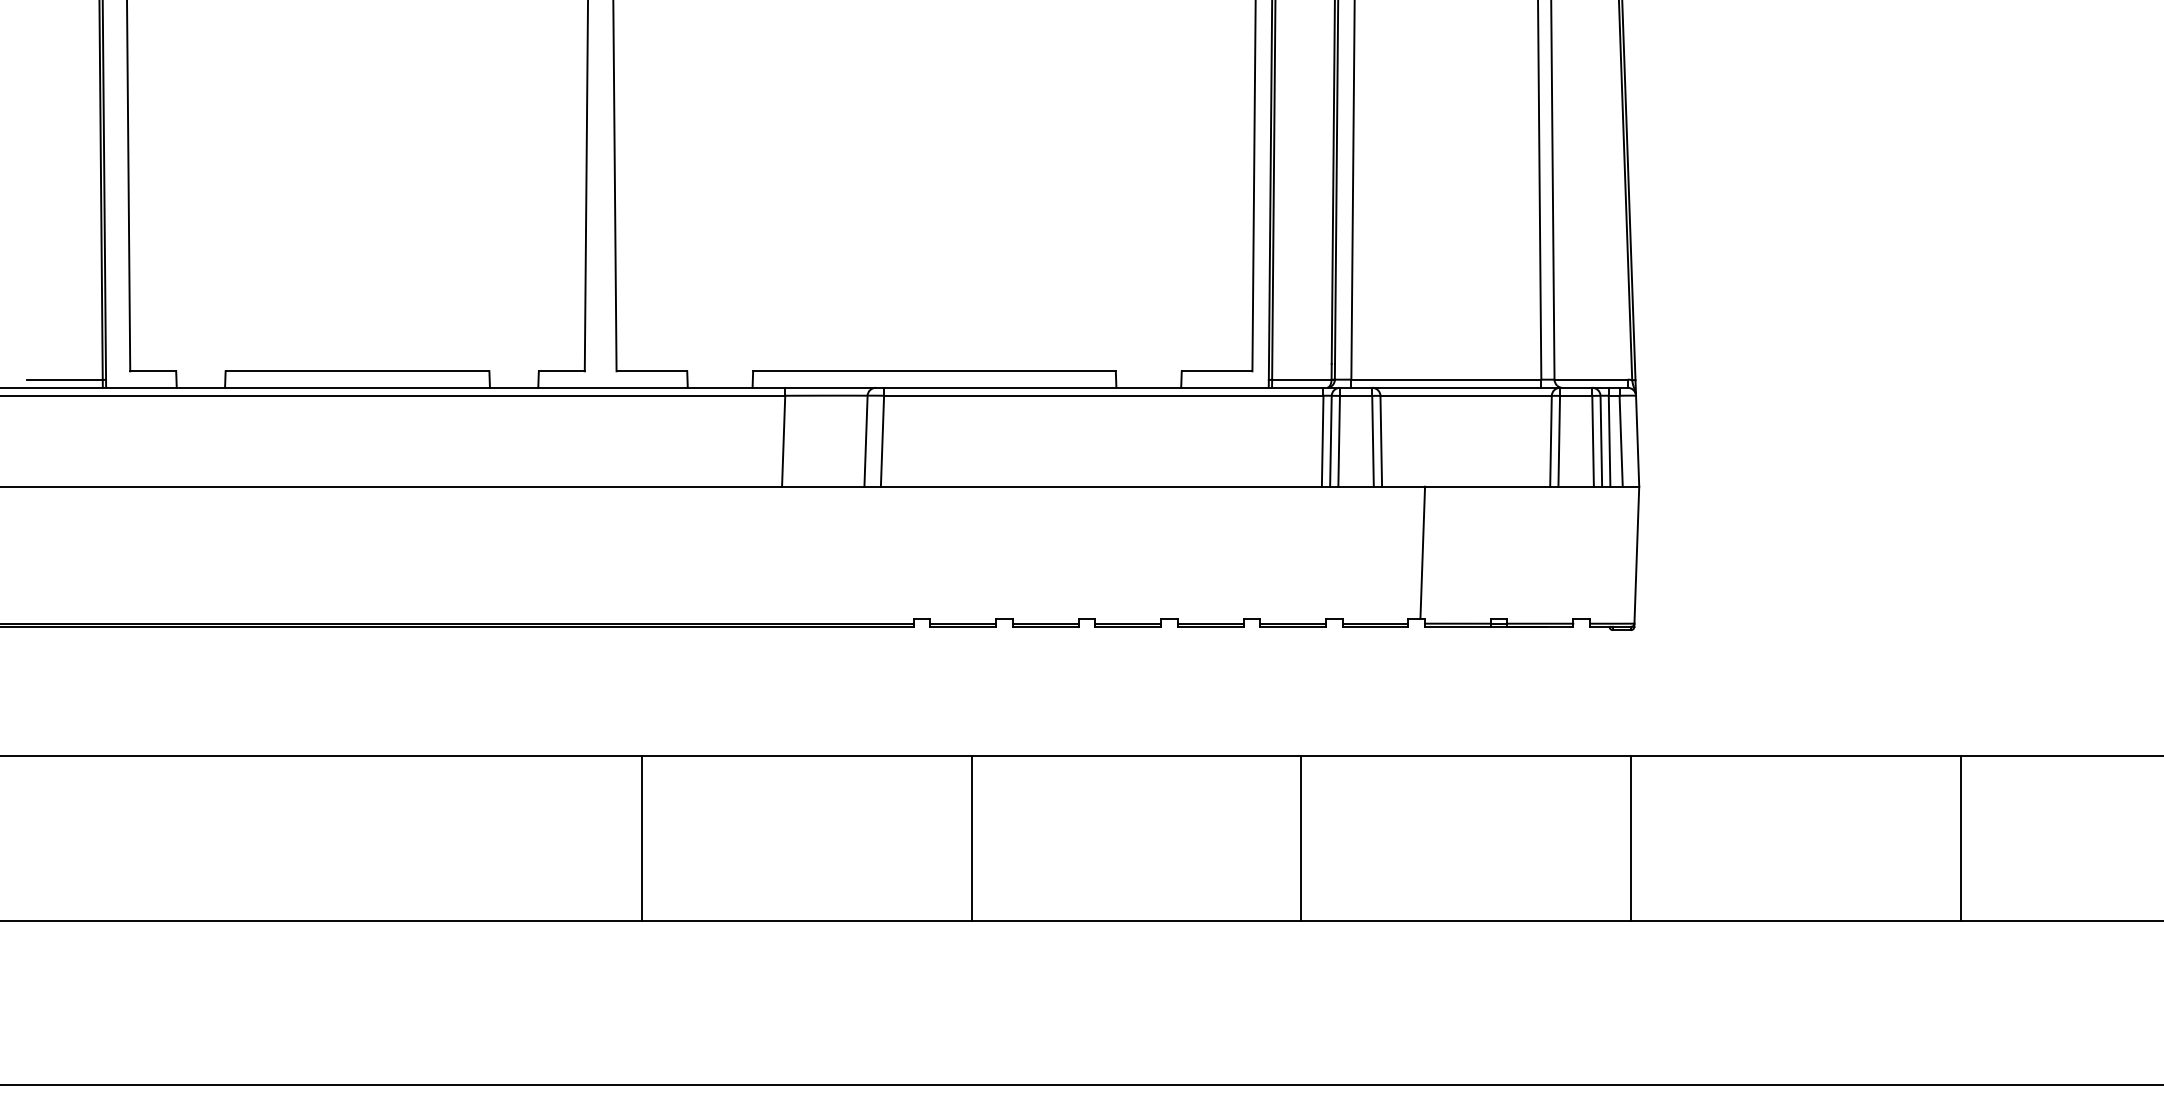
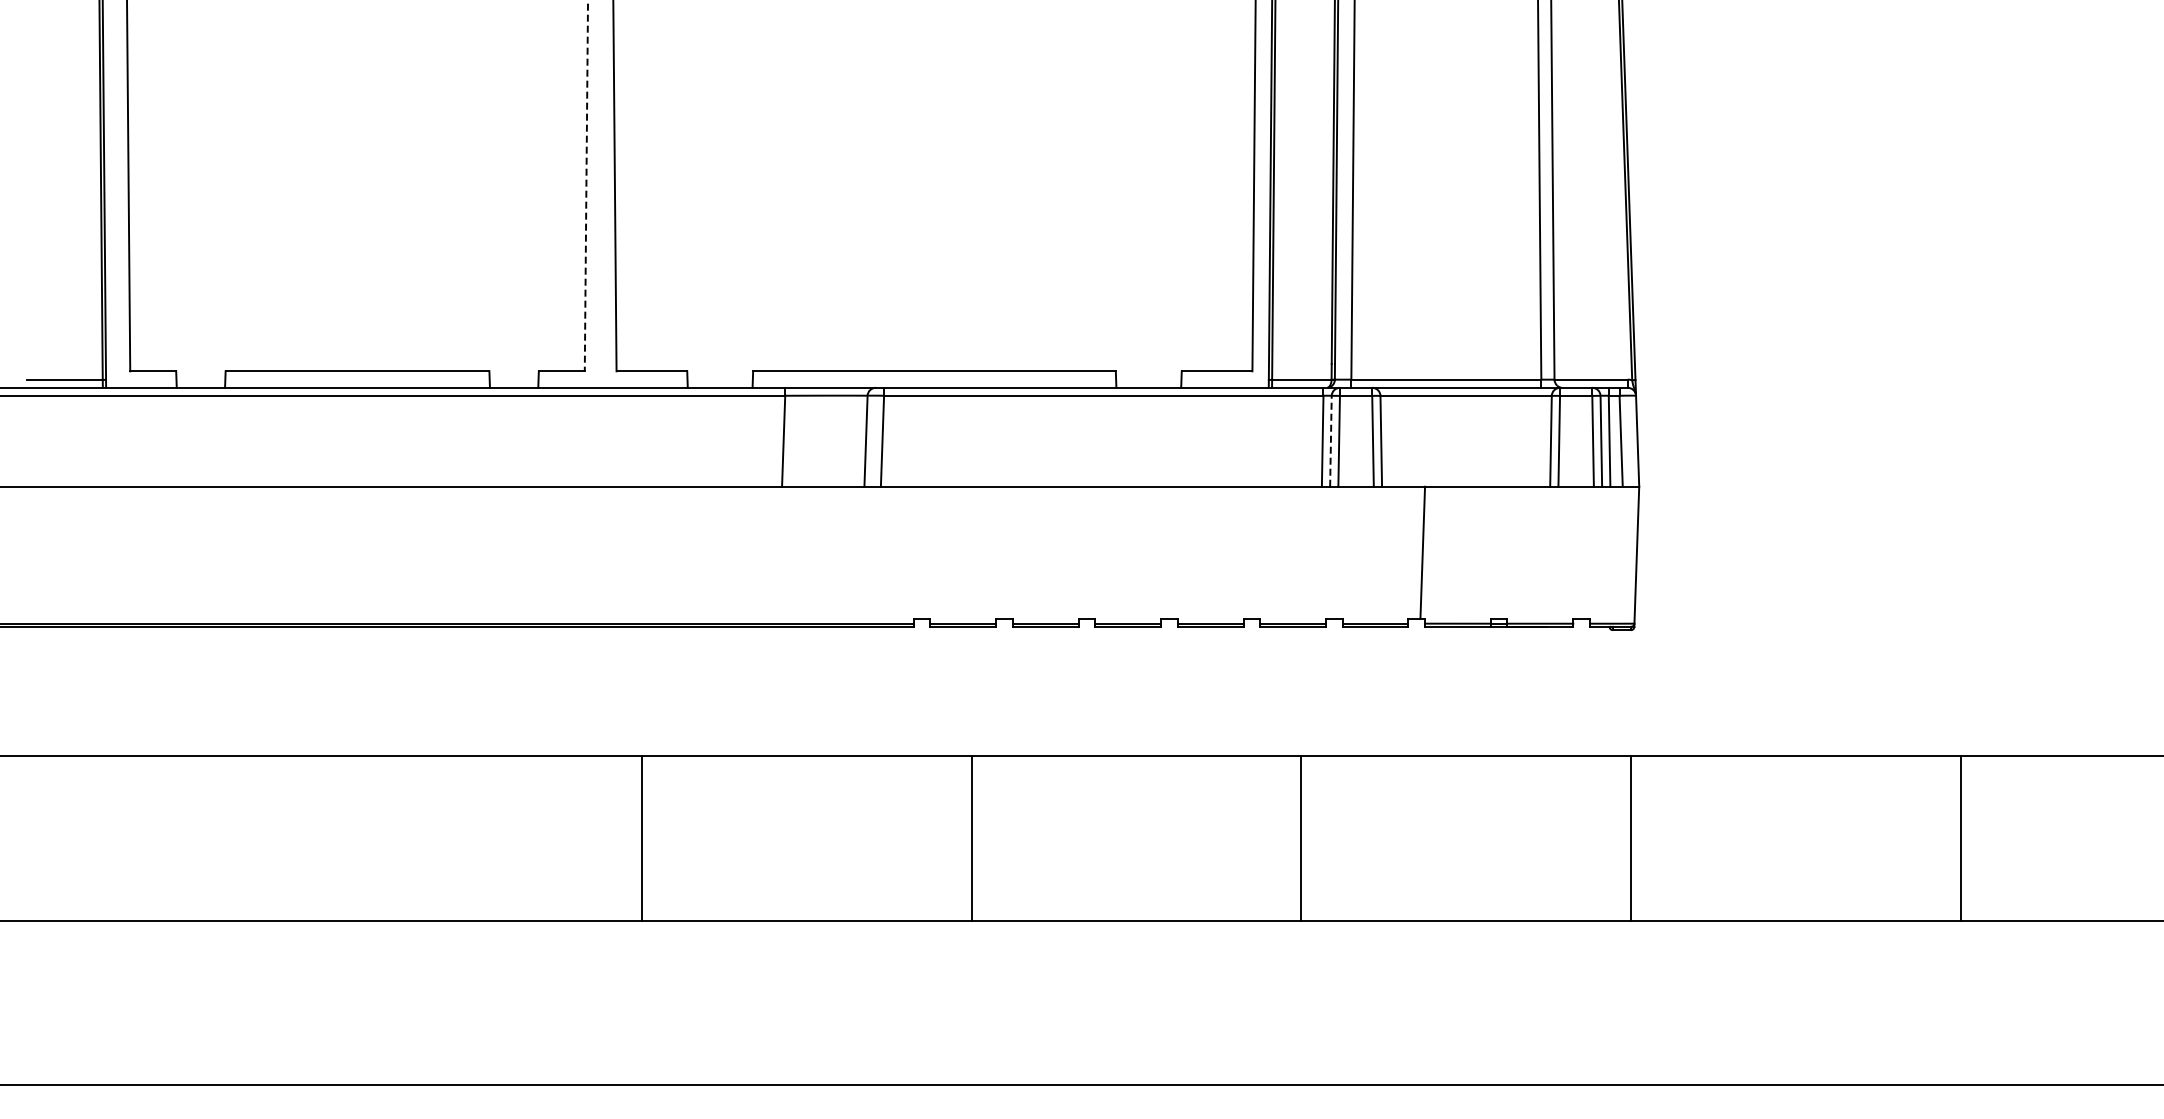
line: solid -> dashed (586, 186)
line: solid -> dashed (1330, 440)
